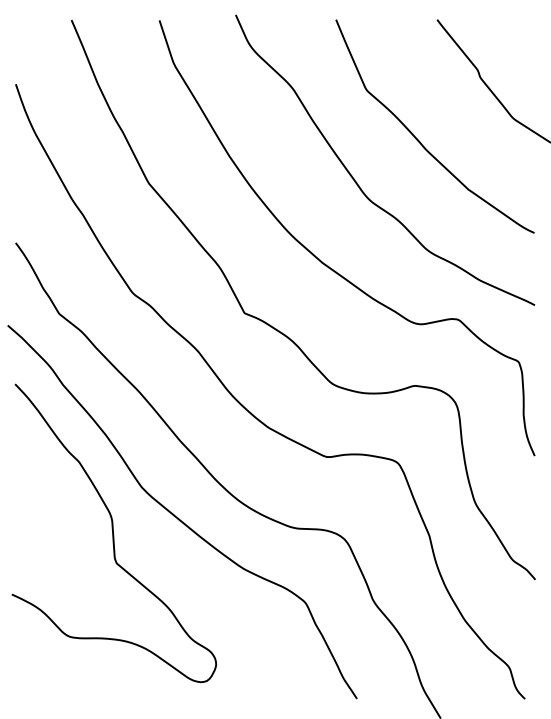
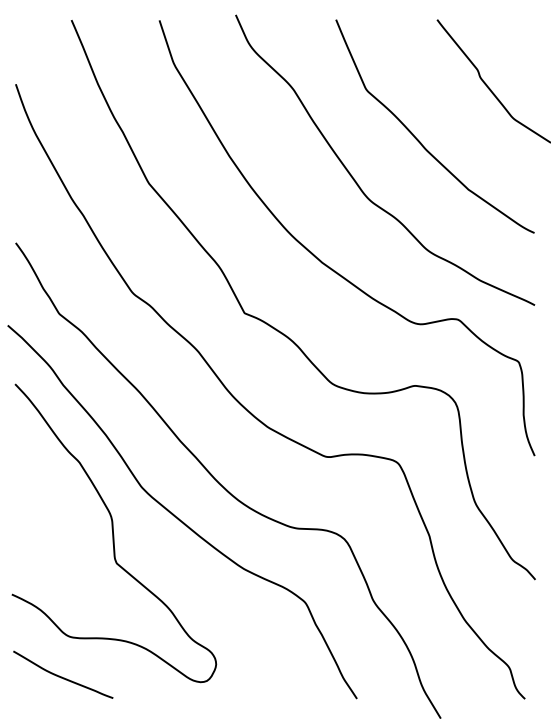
curve: none -> present (62, 676)
